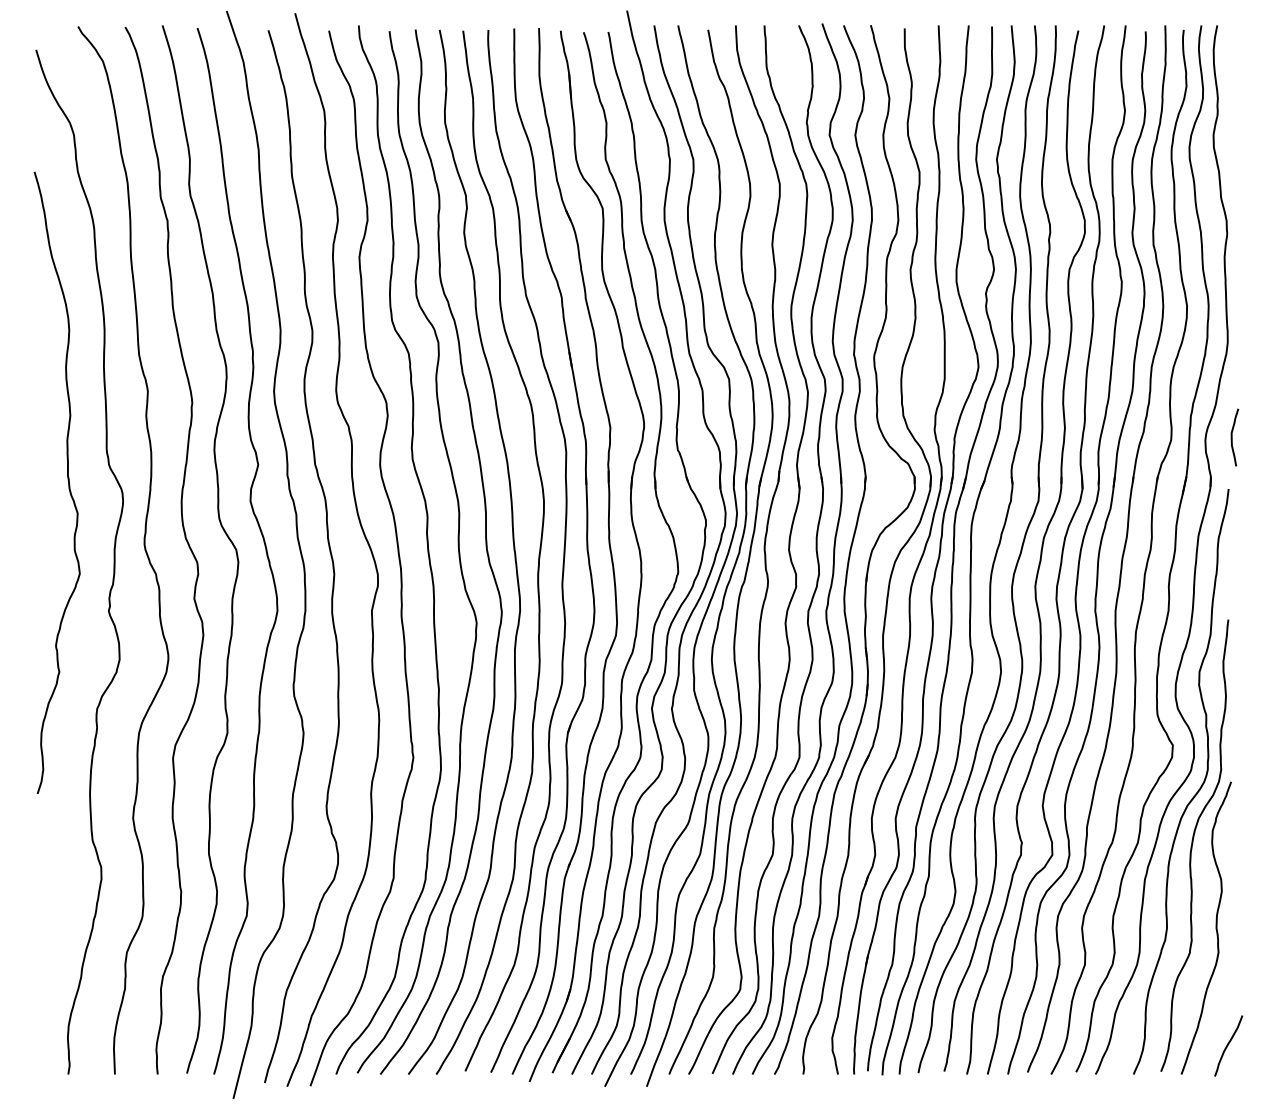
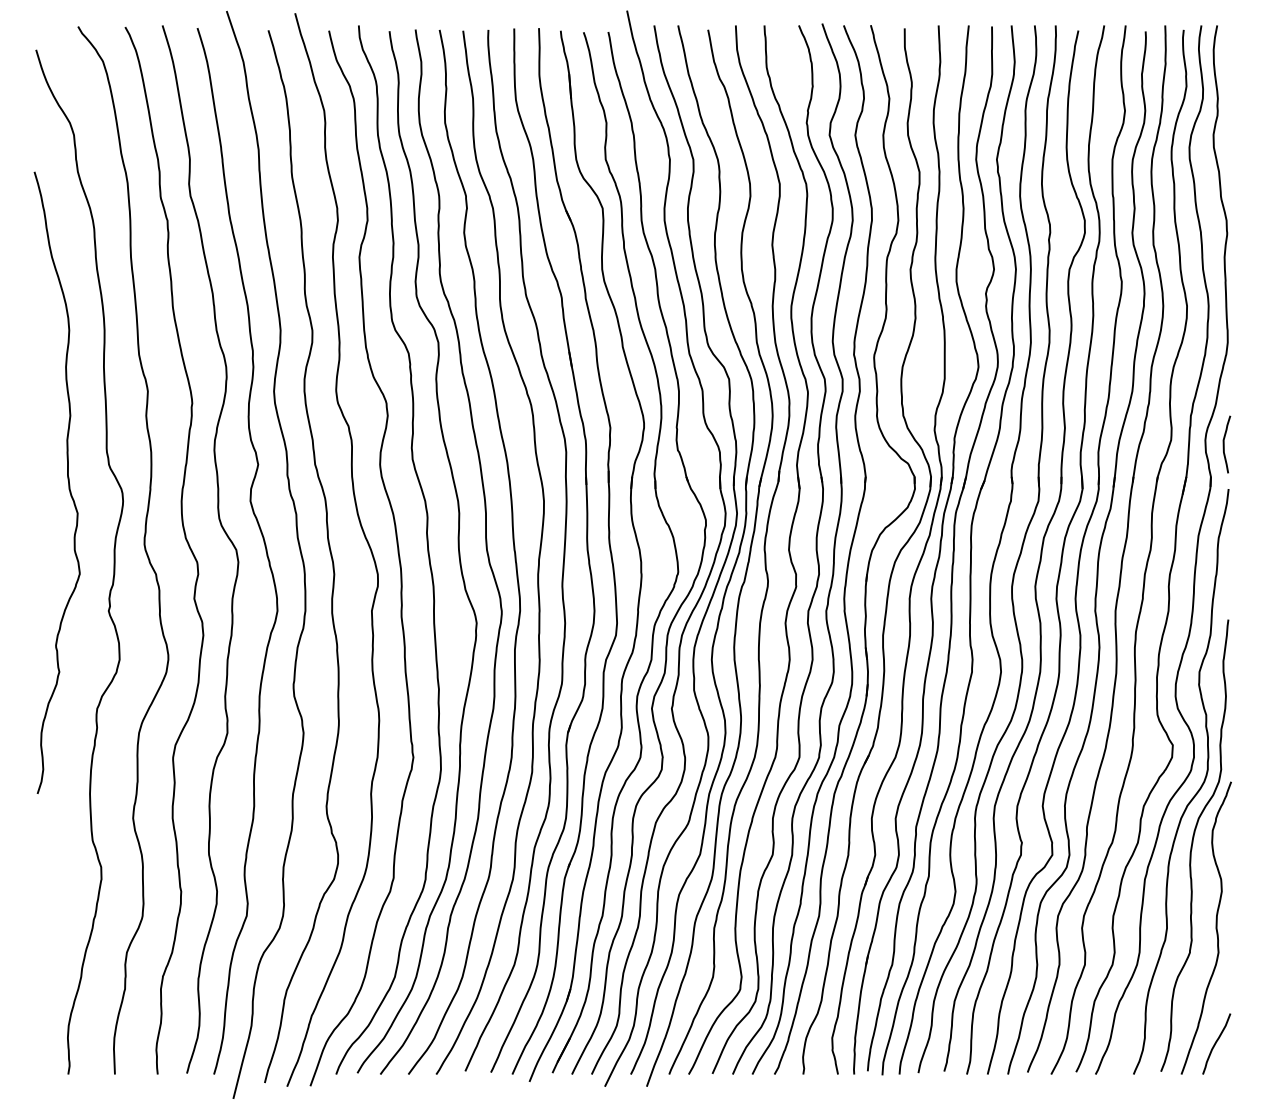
curve position: (1232, 437) -> (1224, 444) (1224, 444)
curve position: (1228, 1045) -> (1216, 1043) (1216, 1043)
